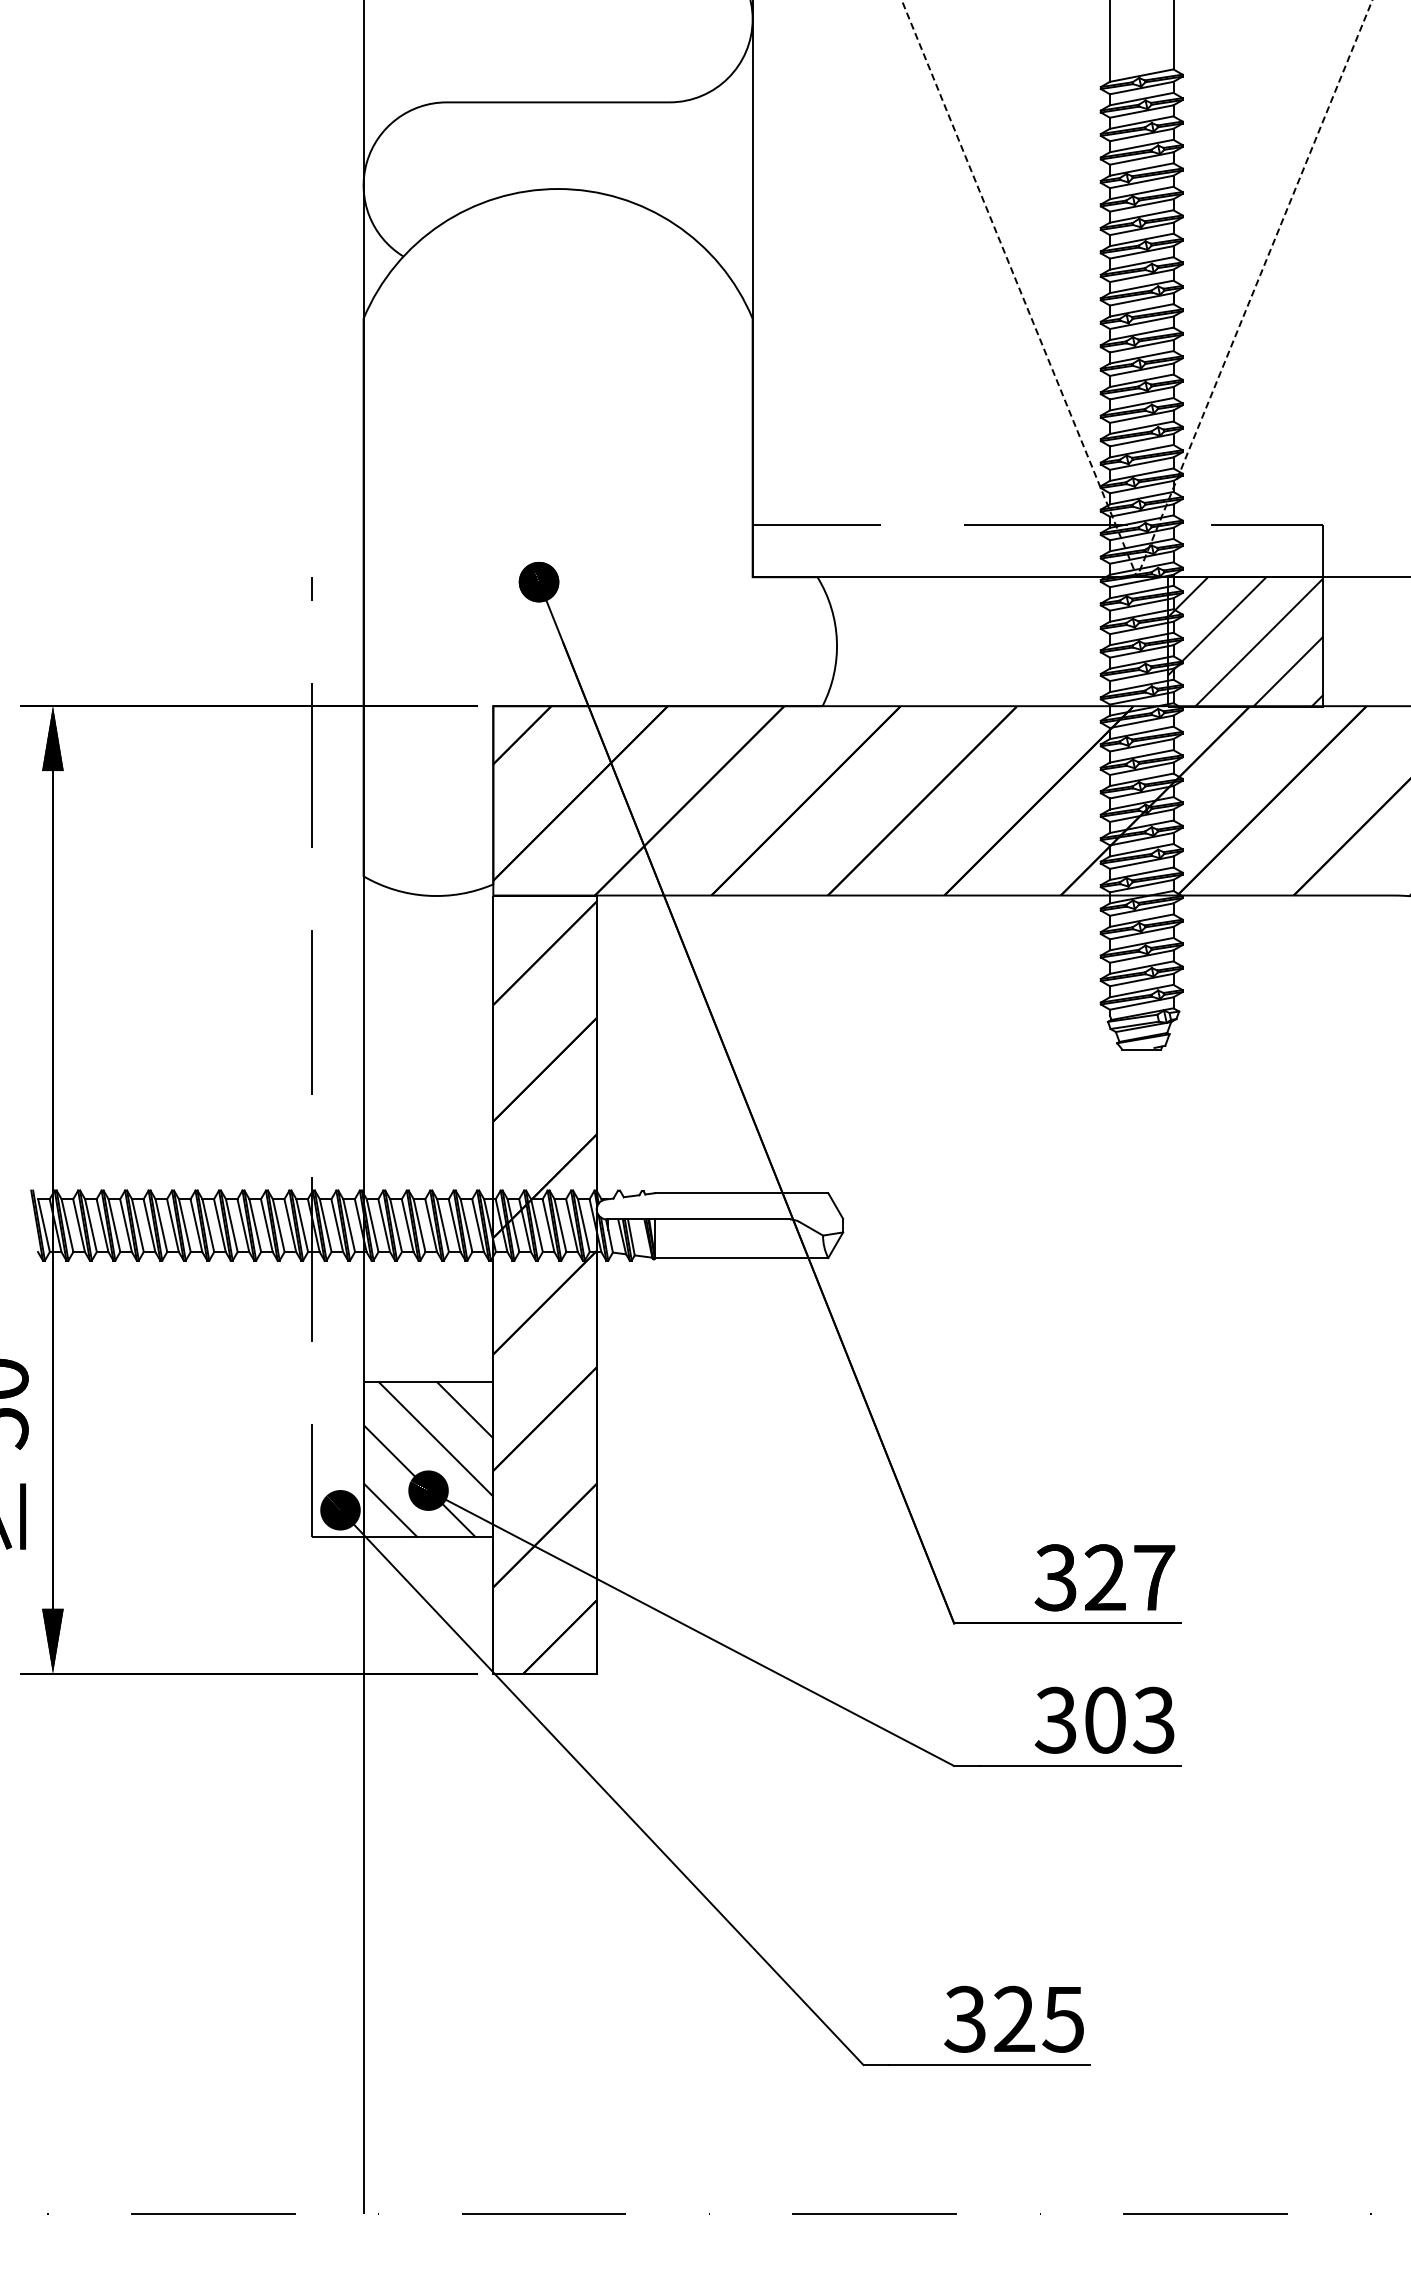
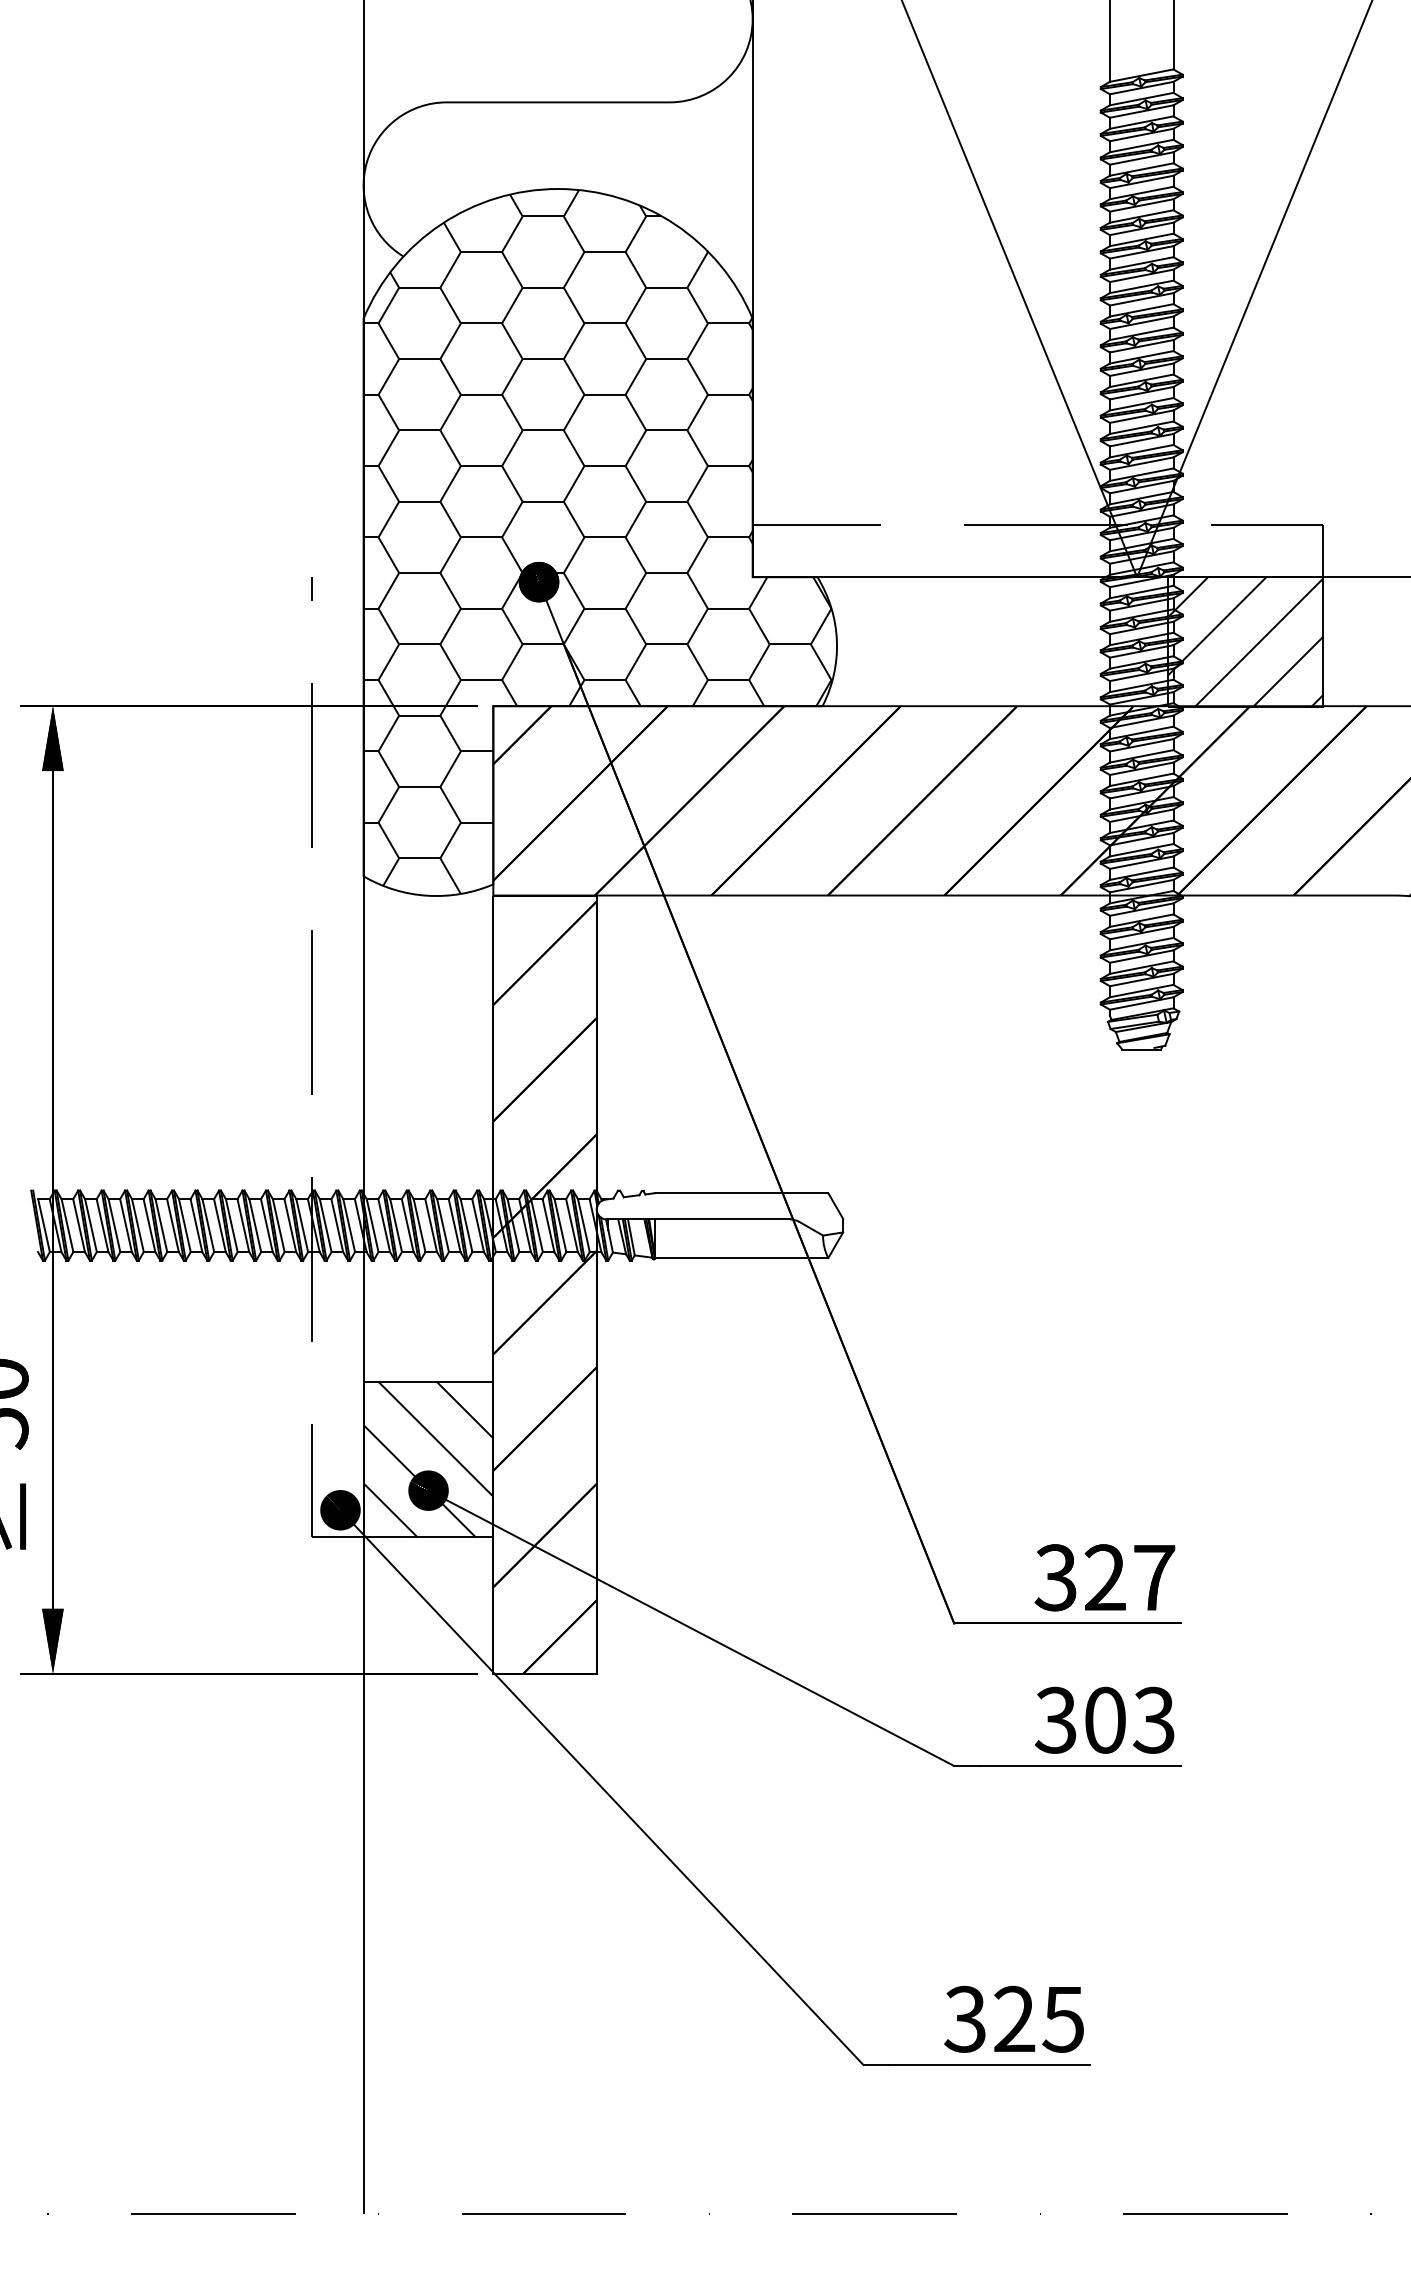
hatch: none -> present (597, 541)
line: dashed -> solid (1137, 577)
